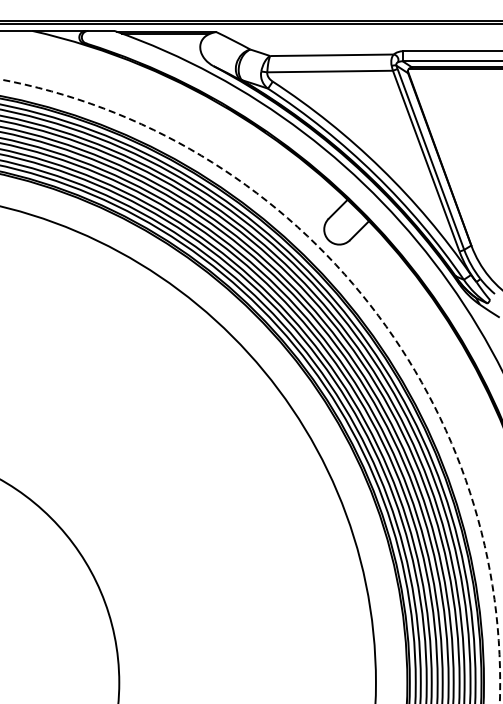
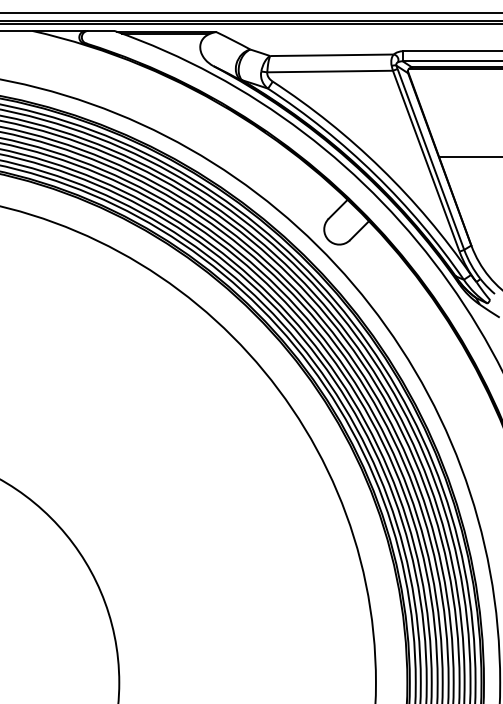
line: none -> present (250, 13)
line: none -> present (469, 157)
arc: dashed -> solid (365, 298)
